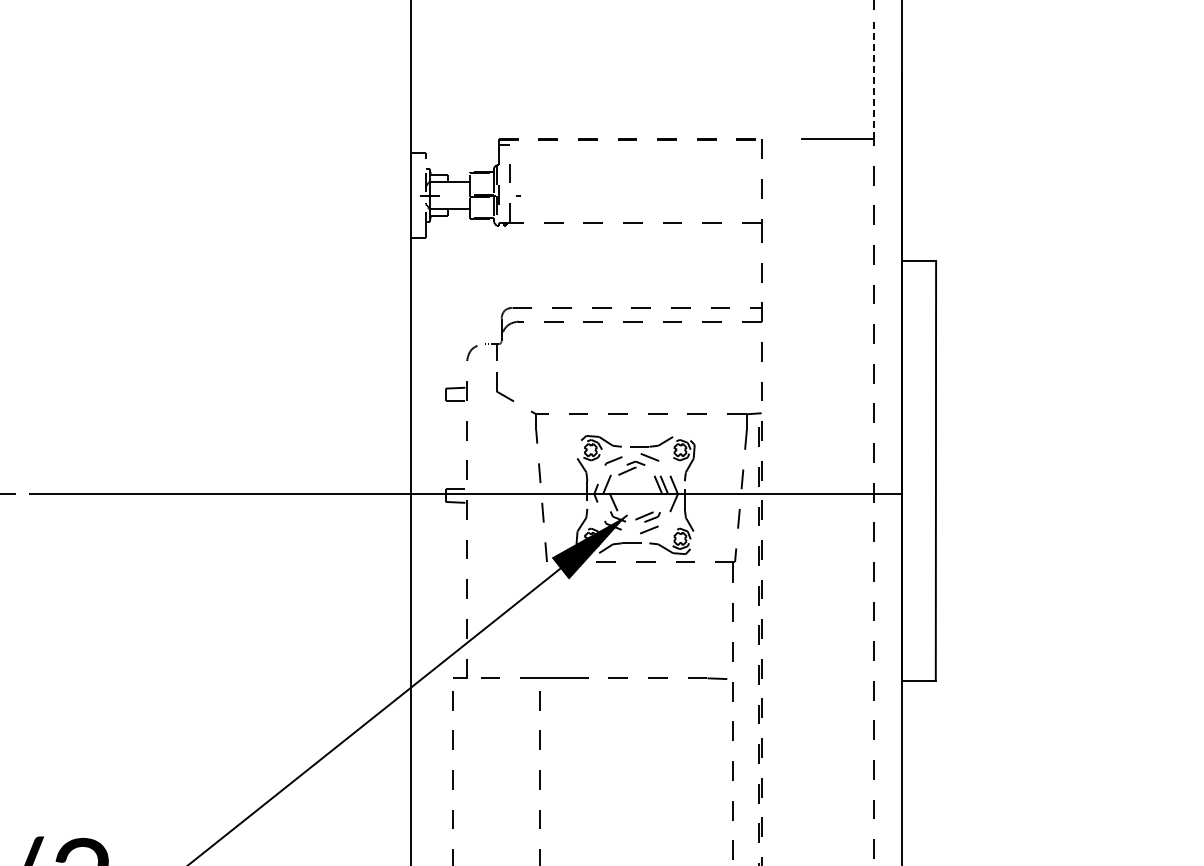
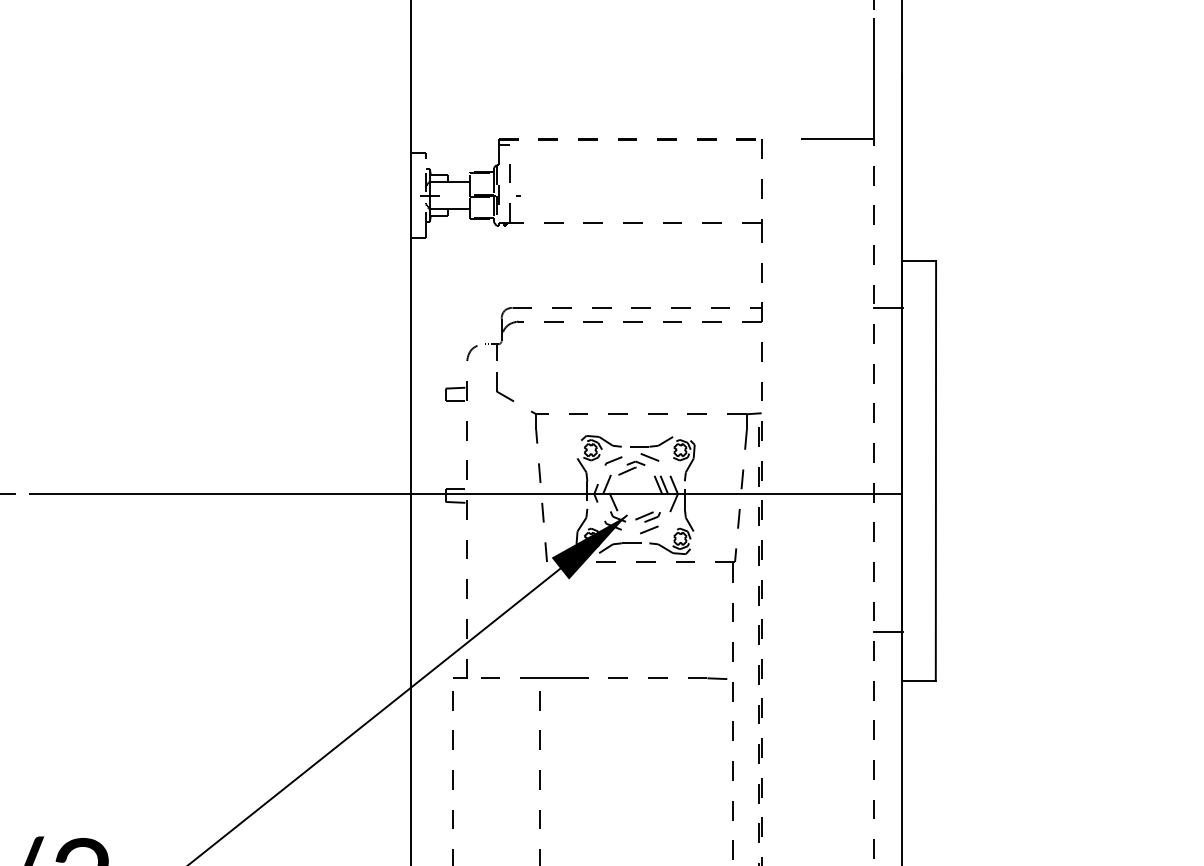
line: dashed -> solid (873, 78)
line: none -> present (887, 307)
line: none -> present (887, 632)
